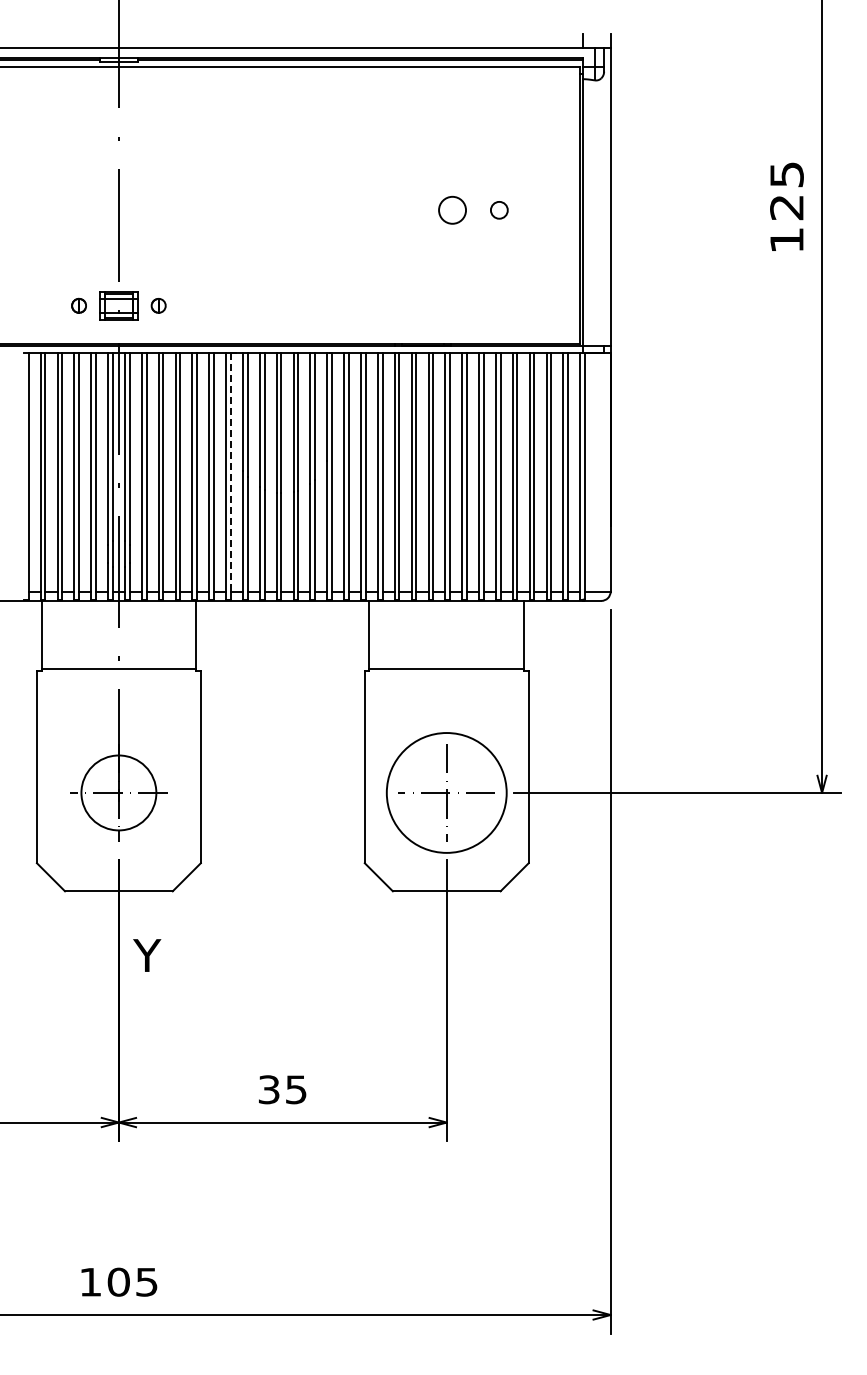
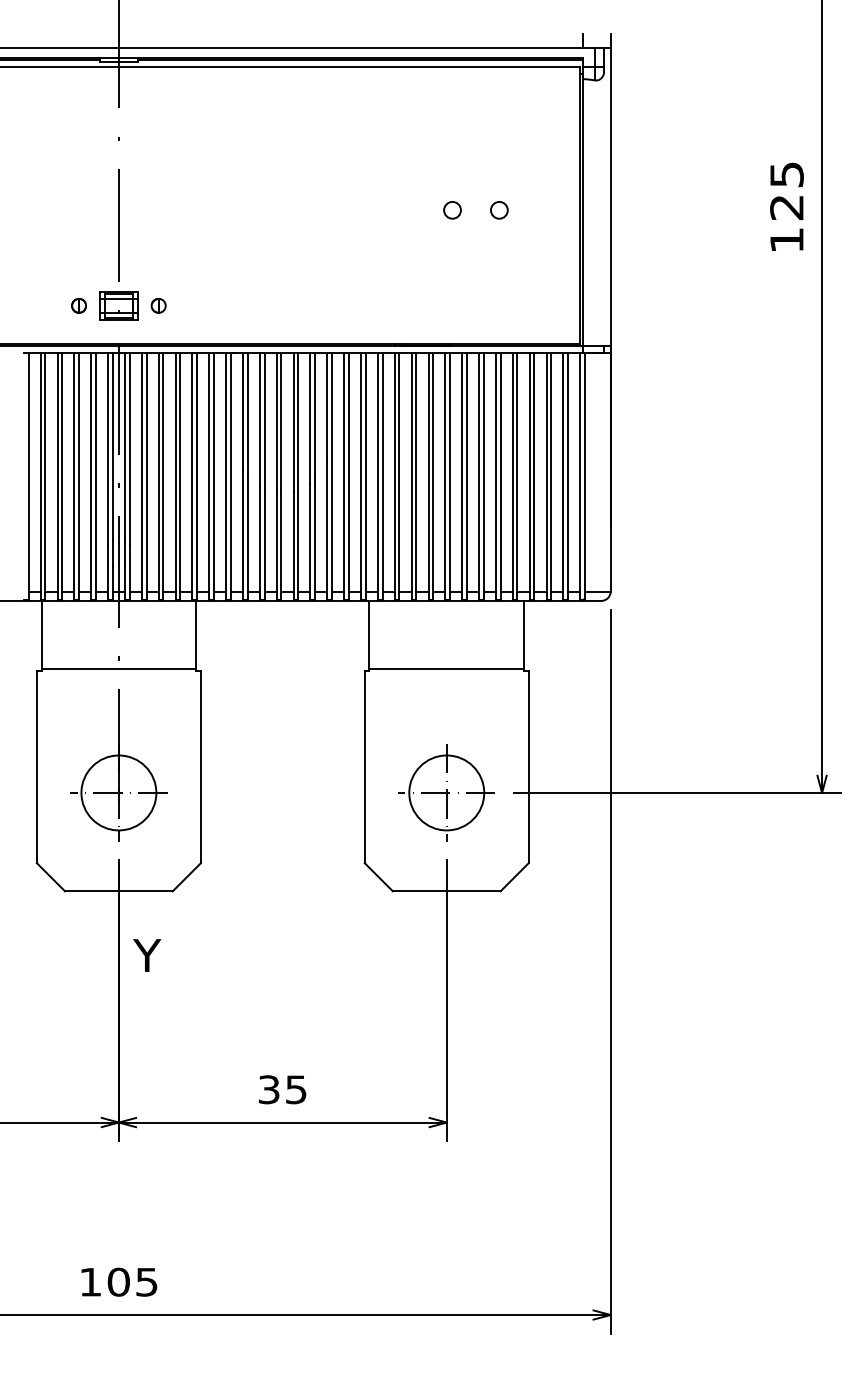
circle diameter: 27 px -> 17 px (452, 209)
line: dashed -> solid (230, 472)
circle diameter: 120 px -> 75 px (446, 792)
